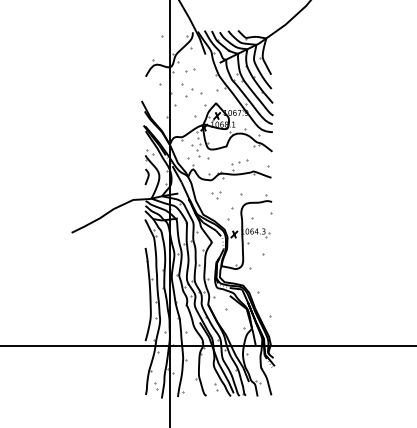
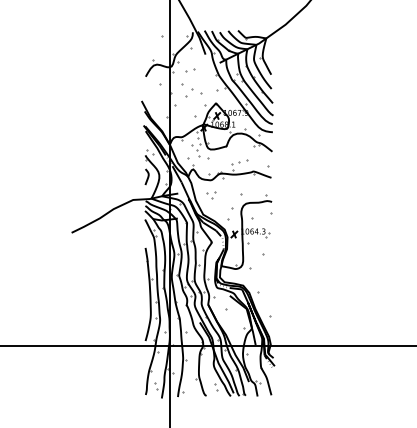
part position: (216, 195) -> (211, 195) (211, 195)
